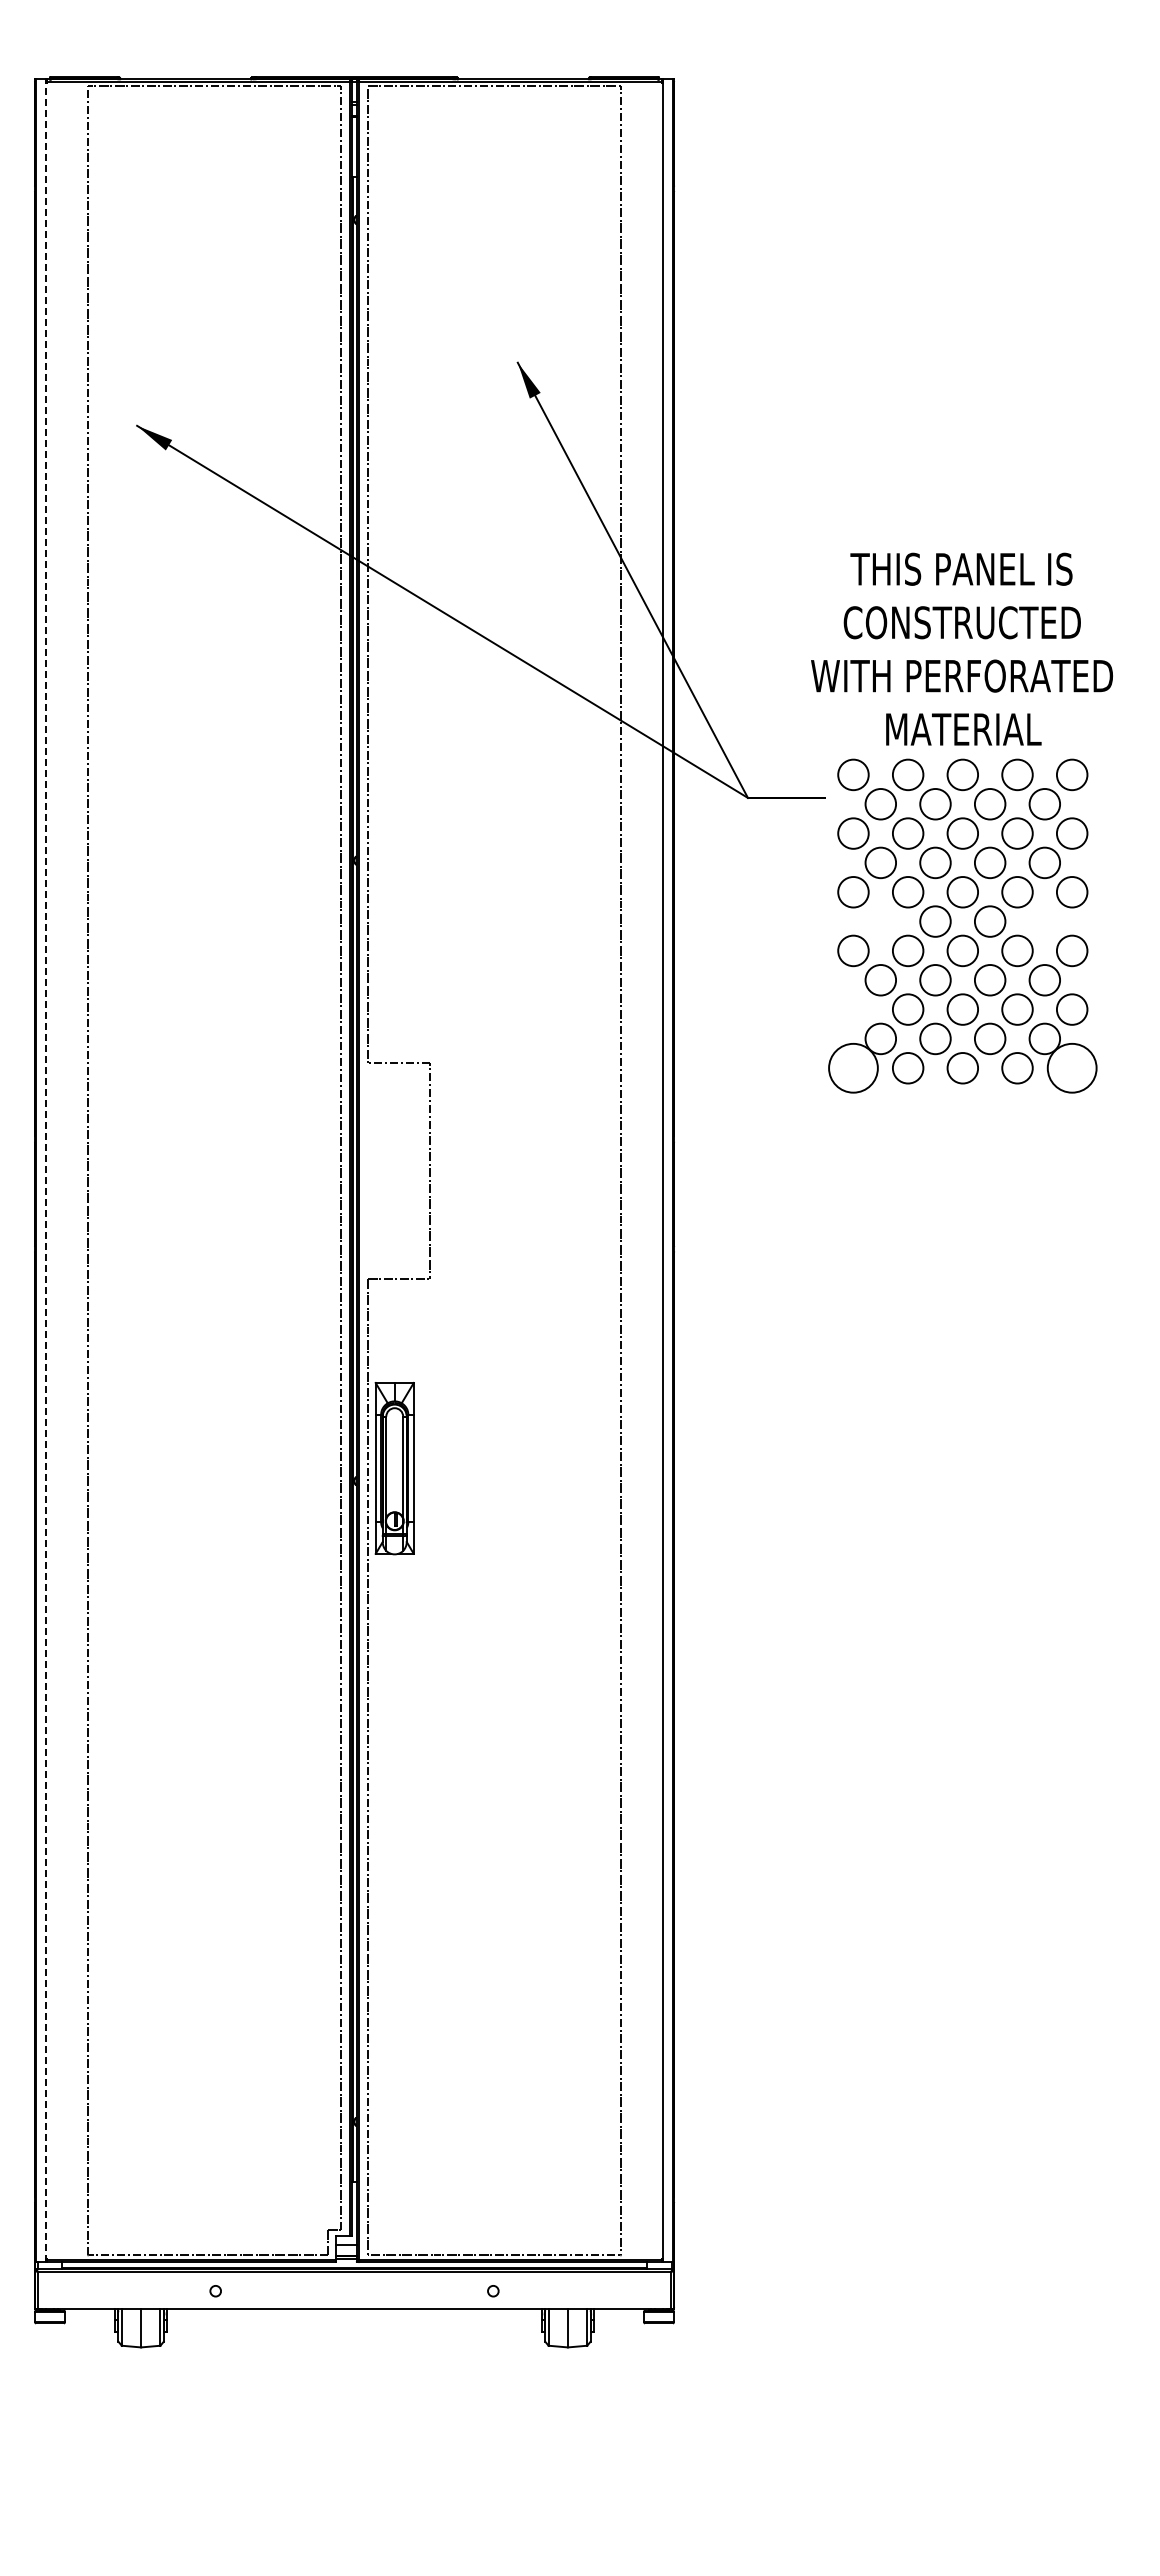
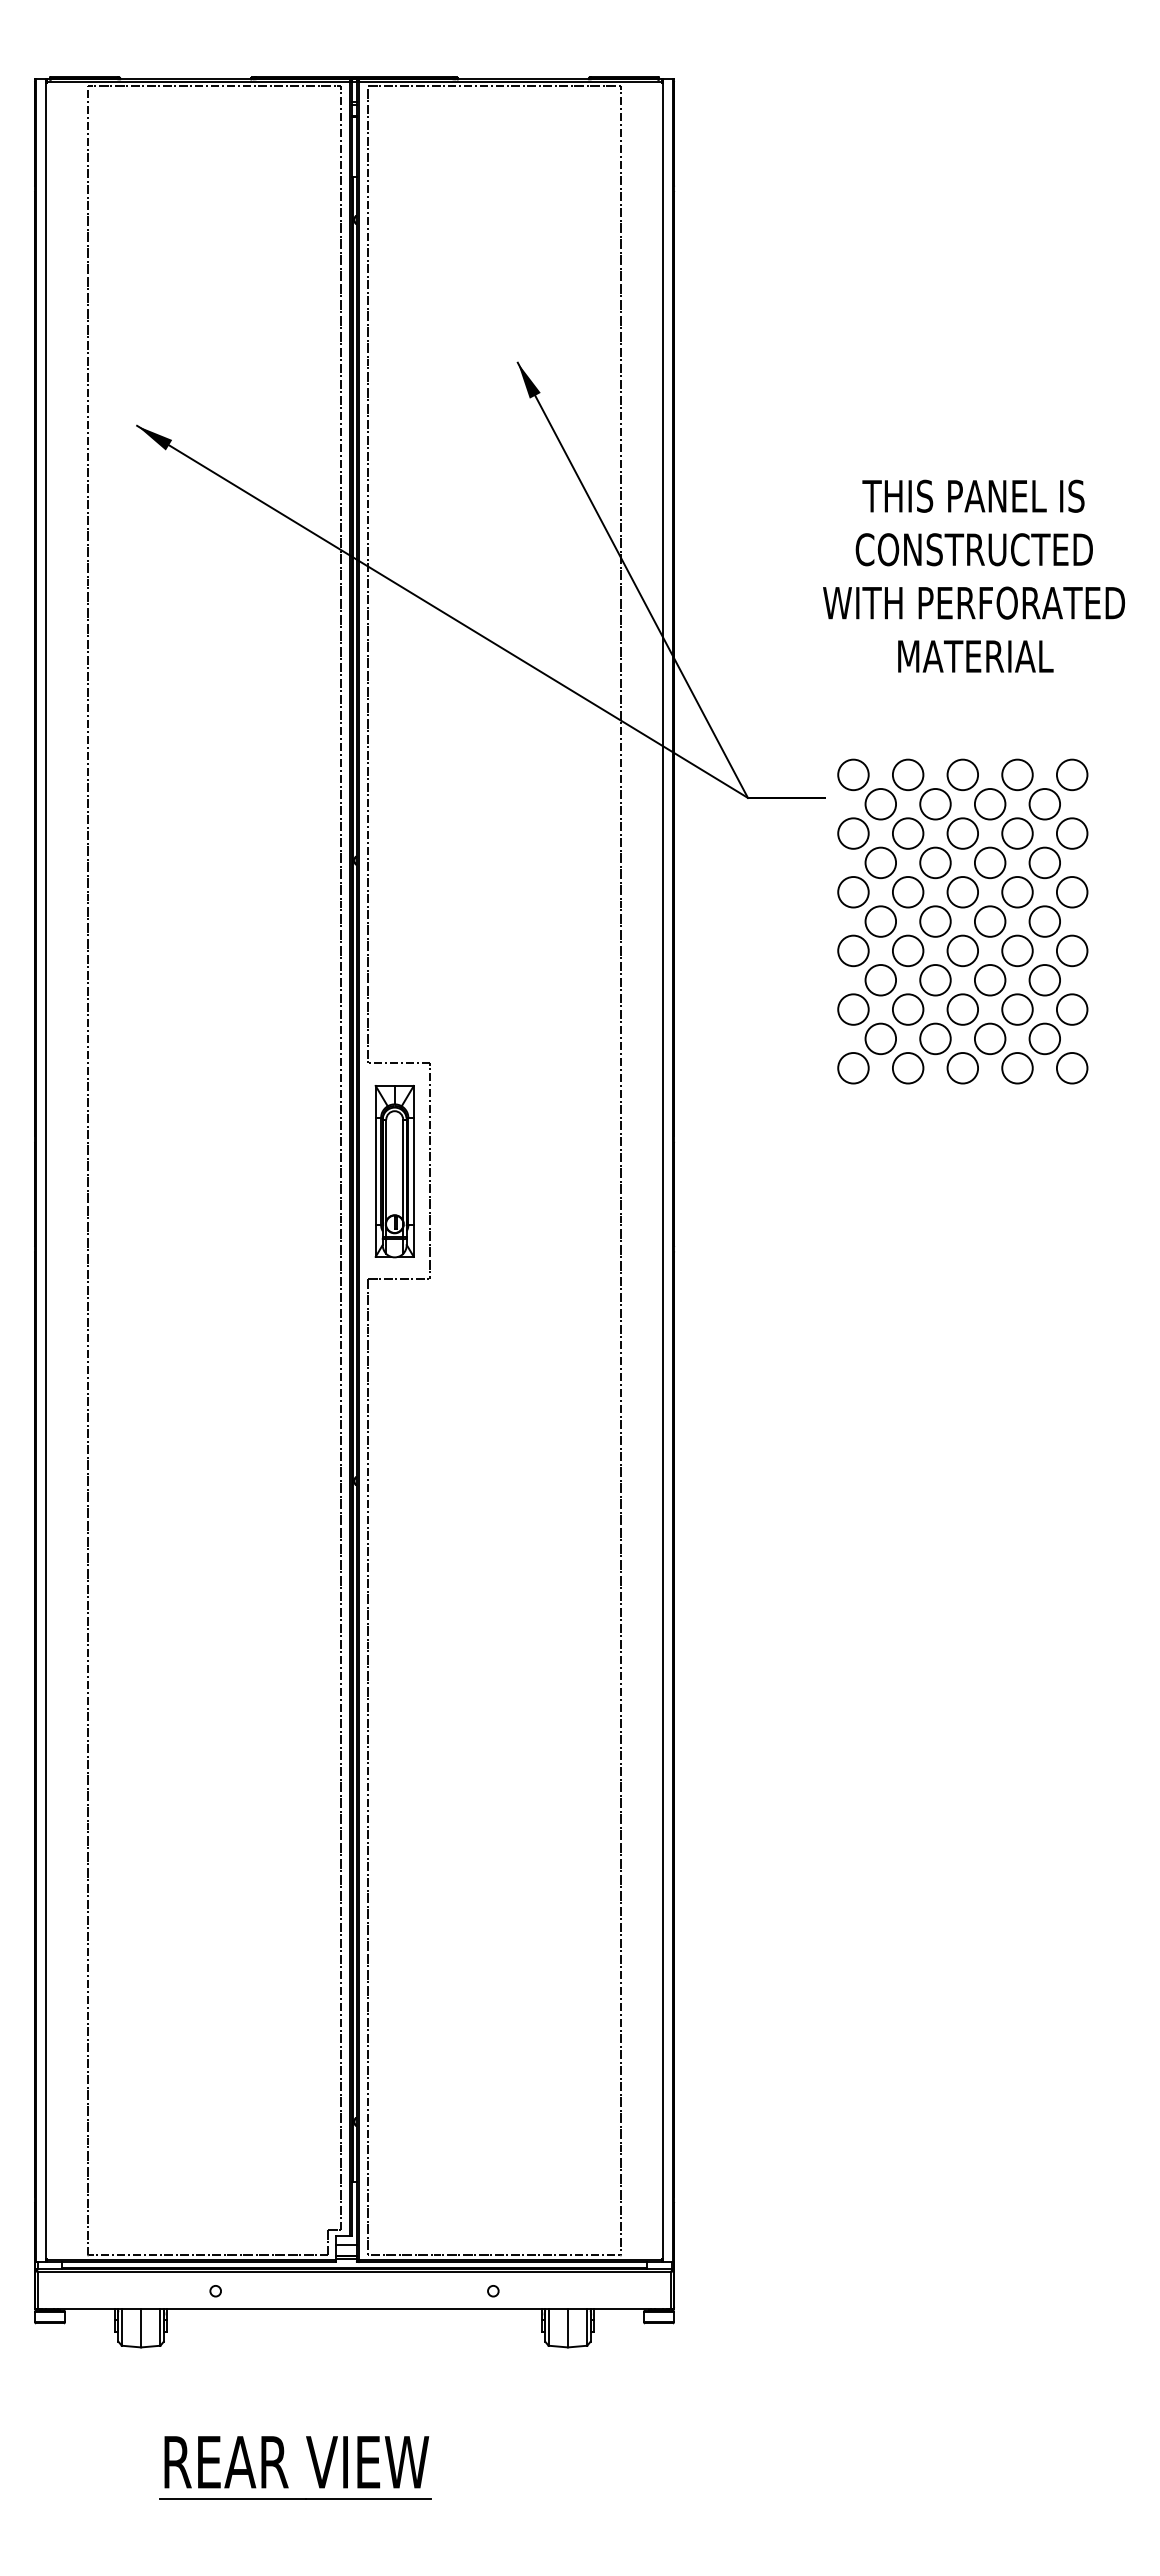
text position: (961, 648) -> (973, 575) (973, 575)
circle: none -> present (880, 921)
circle: none -> present (1044, 921)
circle: none -> present (853, 1009)
circle diameter: 49 px -> 31 px (853, 1068)
circle diameter: 49 px -> 31 px (1071, 1068)
line: dashed -> solid (46, 1170)
part position: (394, 1468) -> (394, 1171) (394, 1171)
part: none -> present (283, 2472)
